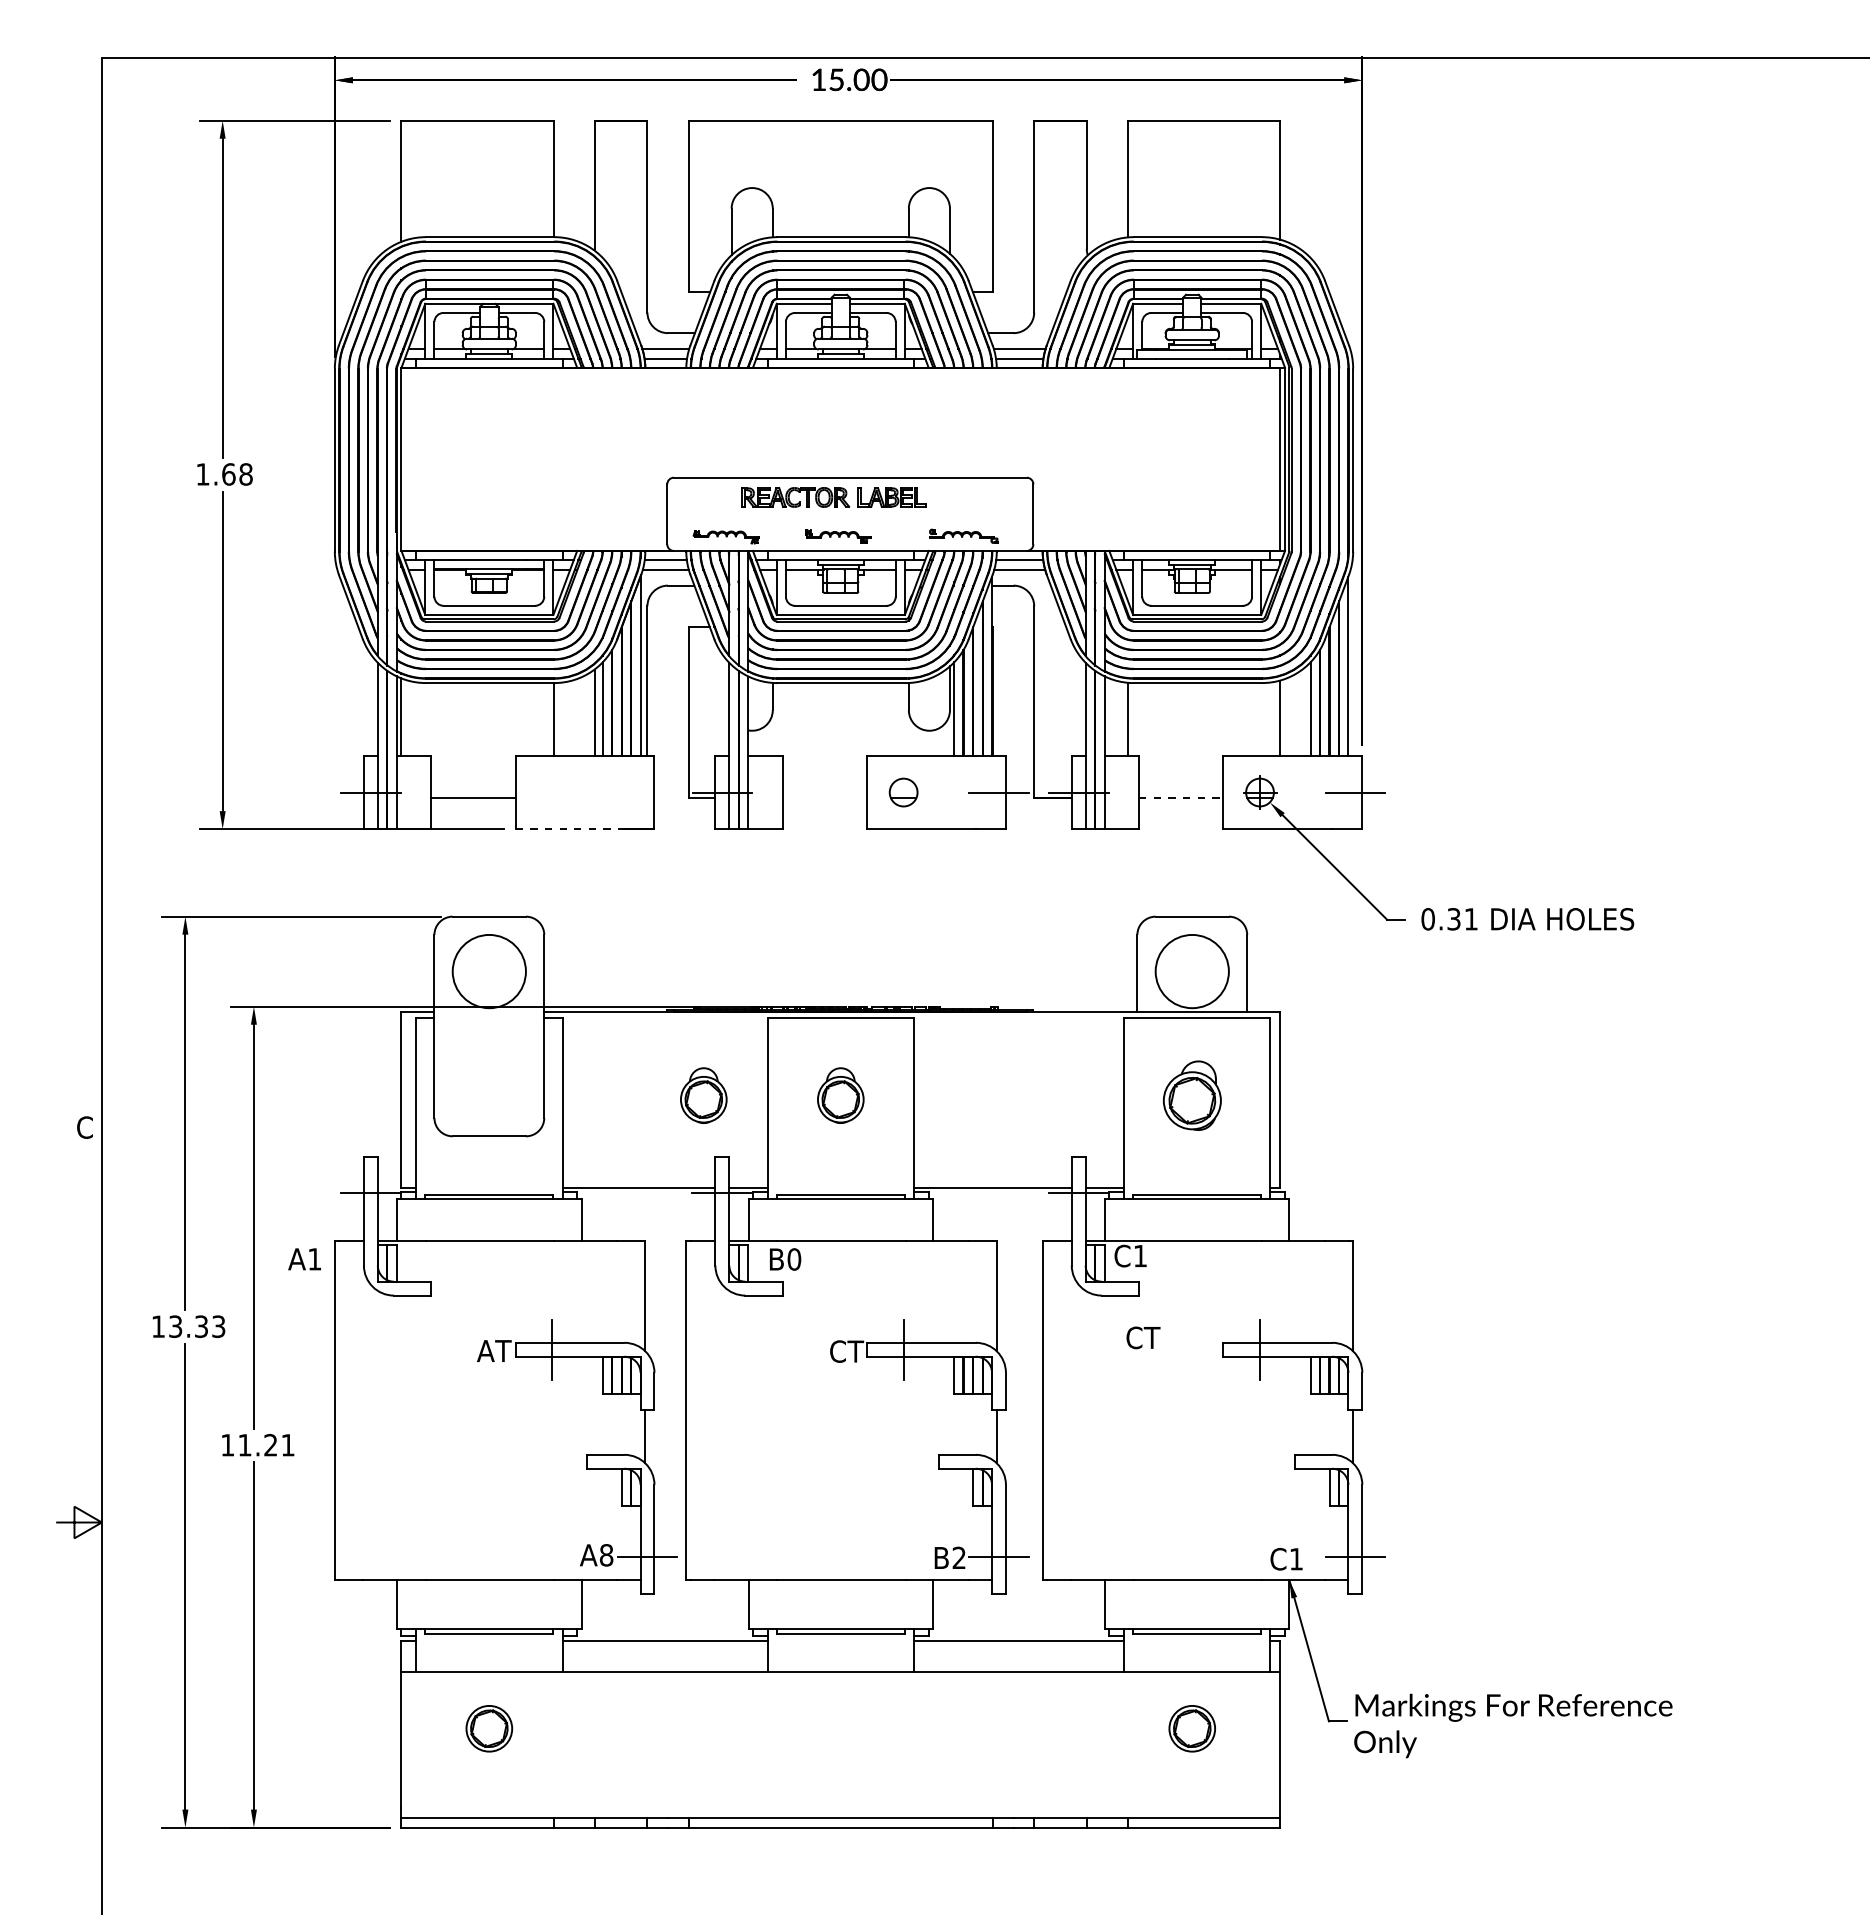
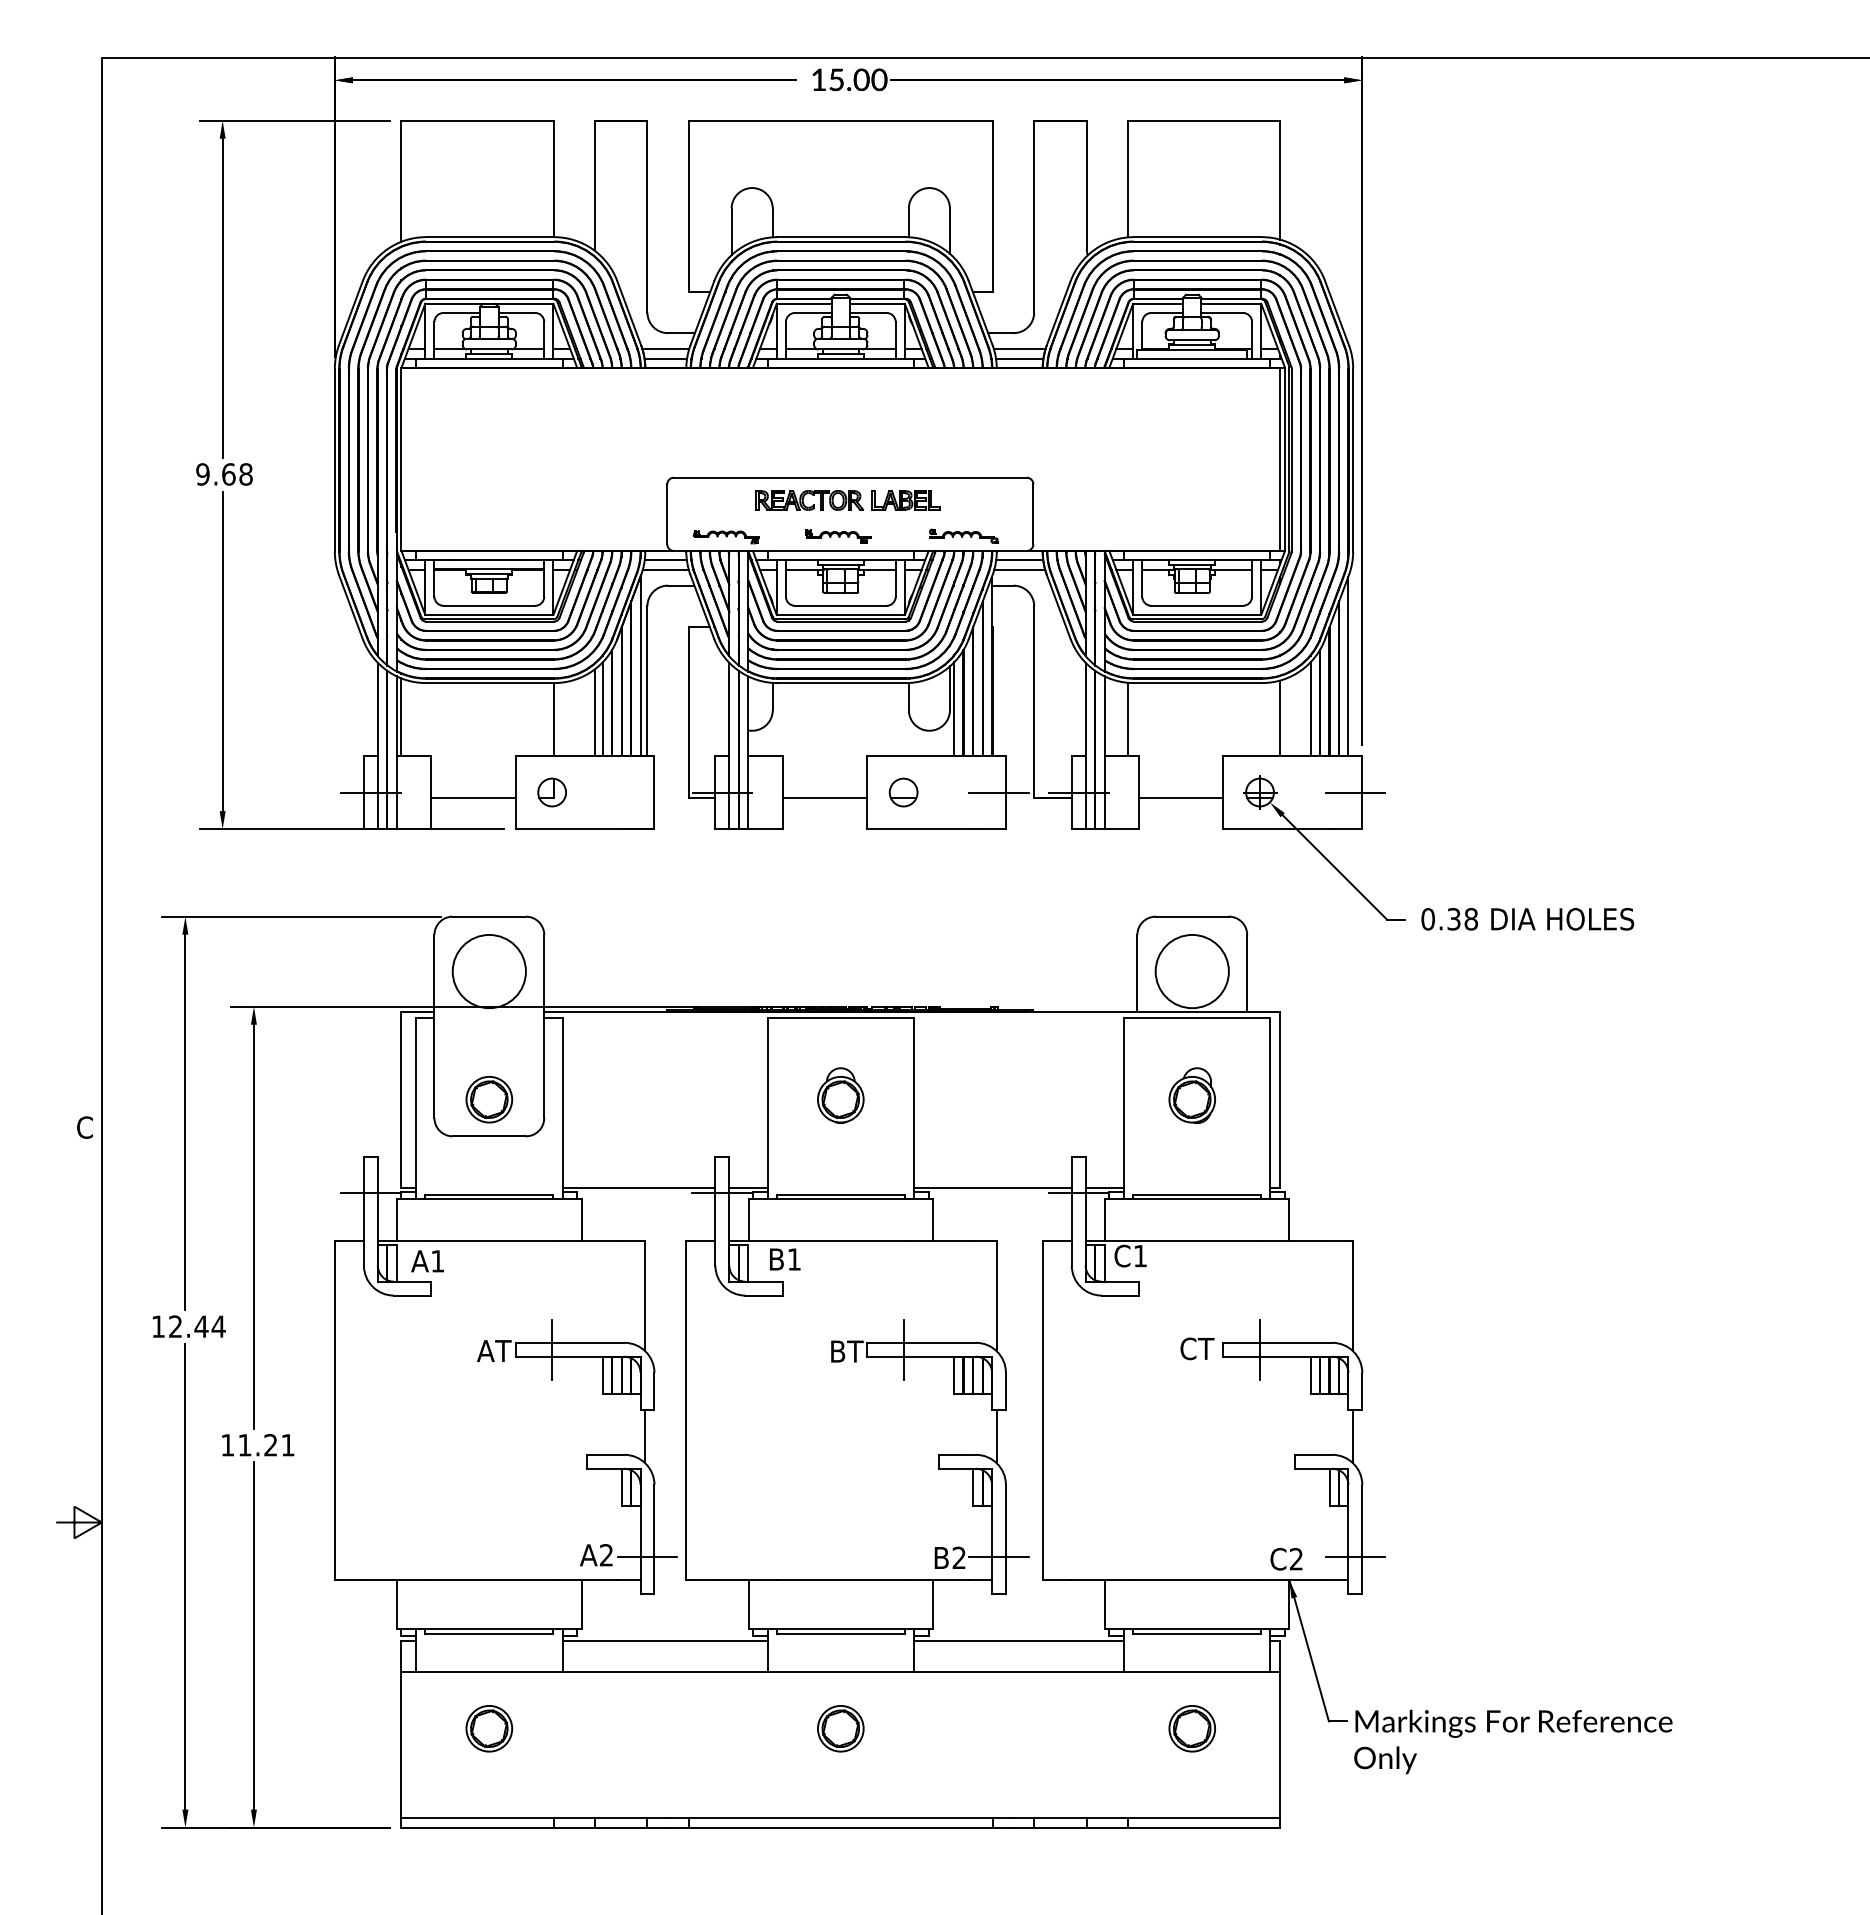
text: 1.68 -> 9.68 (202, 474)
part position: (833, 497) -> (847, 500) (847, 500)
part: none -> present (551, 792)
line: none -> present (824, 798)
line: dashed -> solid (1181, 798)
line: dashed -> solid (570, 829)
text: 0.31 -> 0.38 (1471, 919)
part: present -> none (703, 1095)
part size: 60x71 px -> 48x57 px (1191, 1095)
part: none -> present (489, 1099)
text position: (304, 1259) -> (427, 1261) (427, 1261)
text: B0 -> B1 (794, 1259)
text: 13.33 -> 12.44 (197, 1326)
text position: (1143, 1337) -> (1197, 1348) (1197, 1348)
text: CT -> BT (847, 1351)
text: A8 -> A2 (606, 1555)
text: C1 -> C2 (1295, 1559)
text position: (1513, 1725) -> (1513, 1741) (1513, 1741)
part: none -> present (840, 1728)
